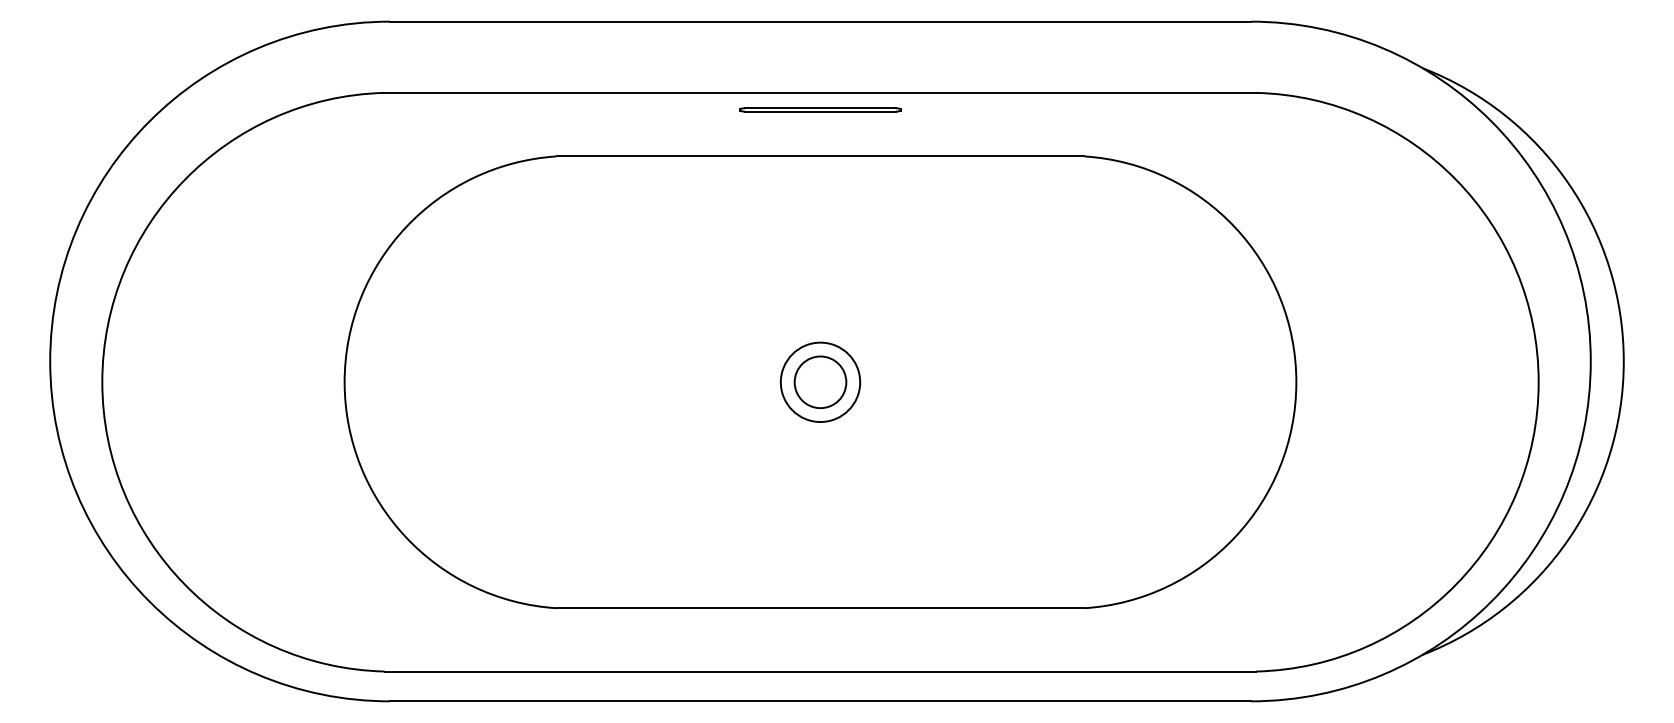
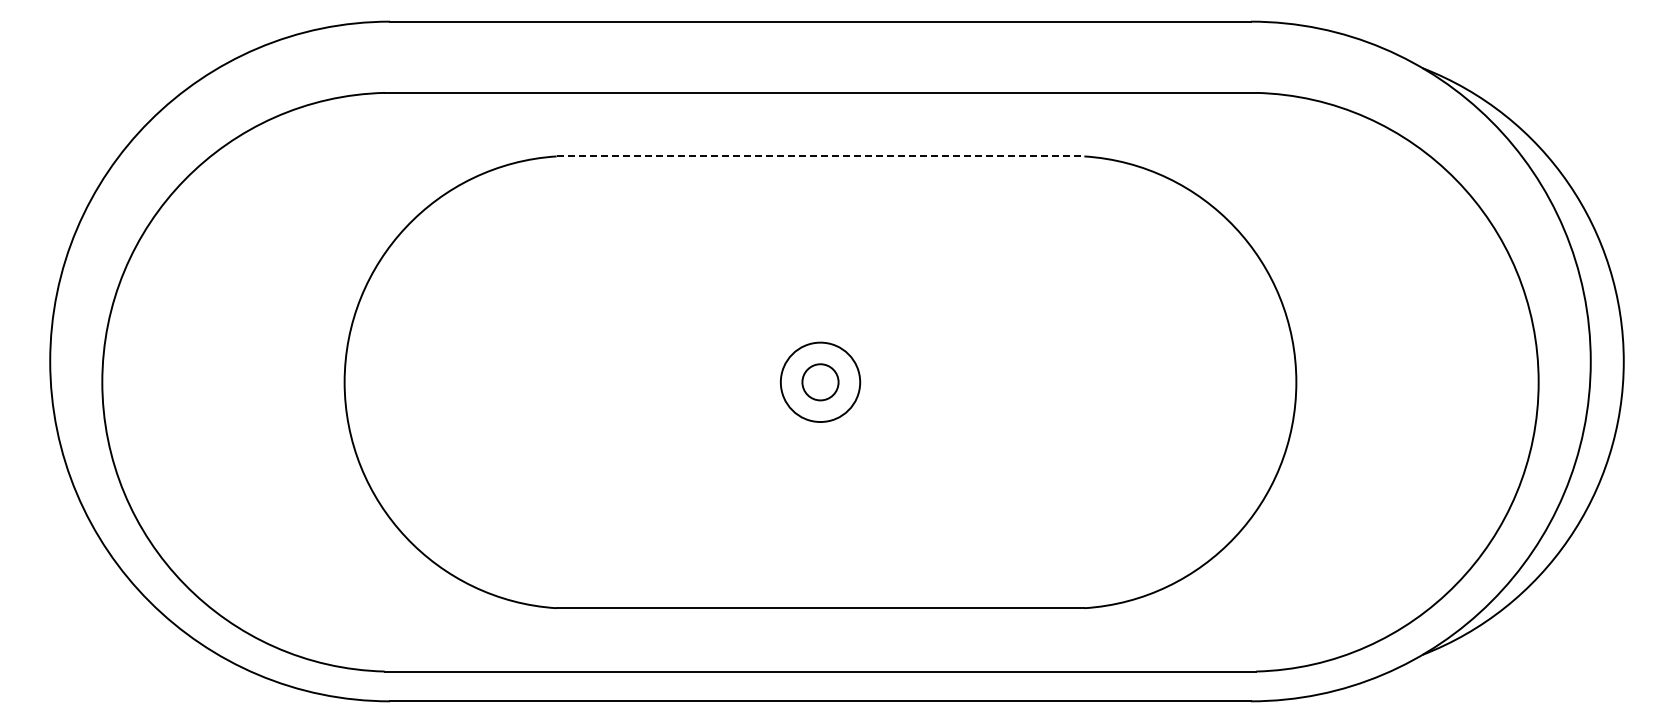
part: present -> none (820, 109)
line: solid -> dashed (820, 156)
circle diameter: 52 px -> 36 px (820, 382)
